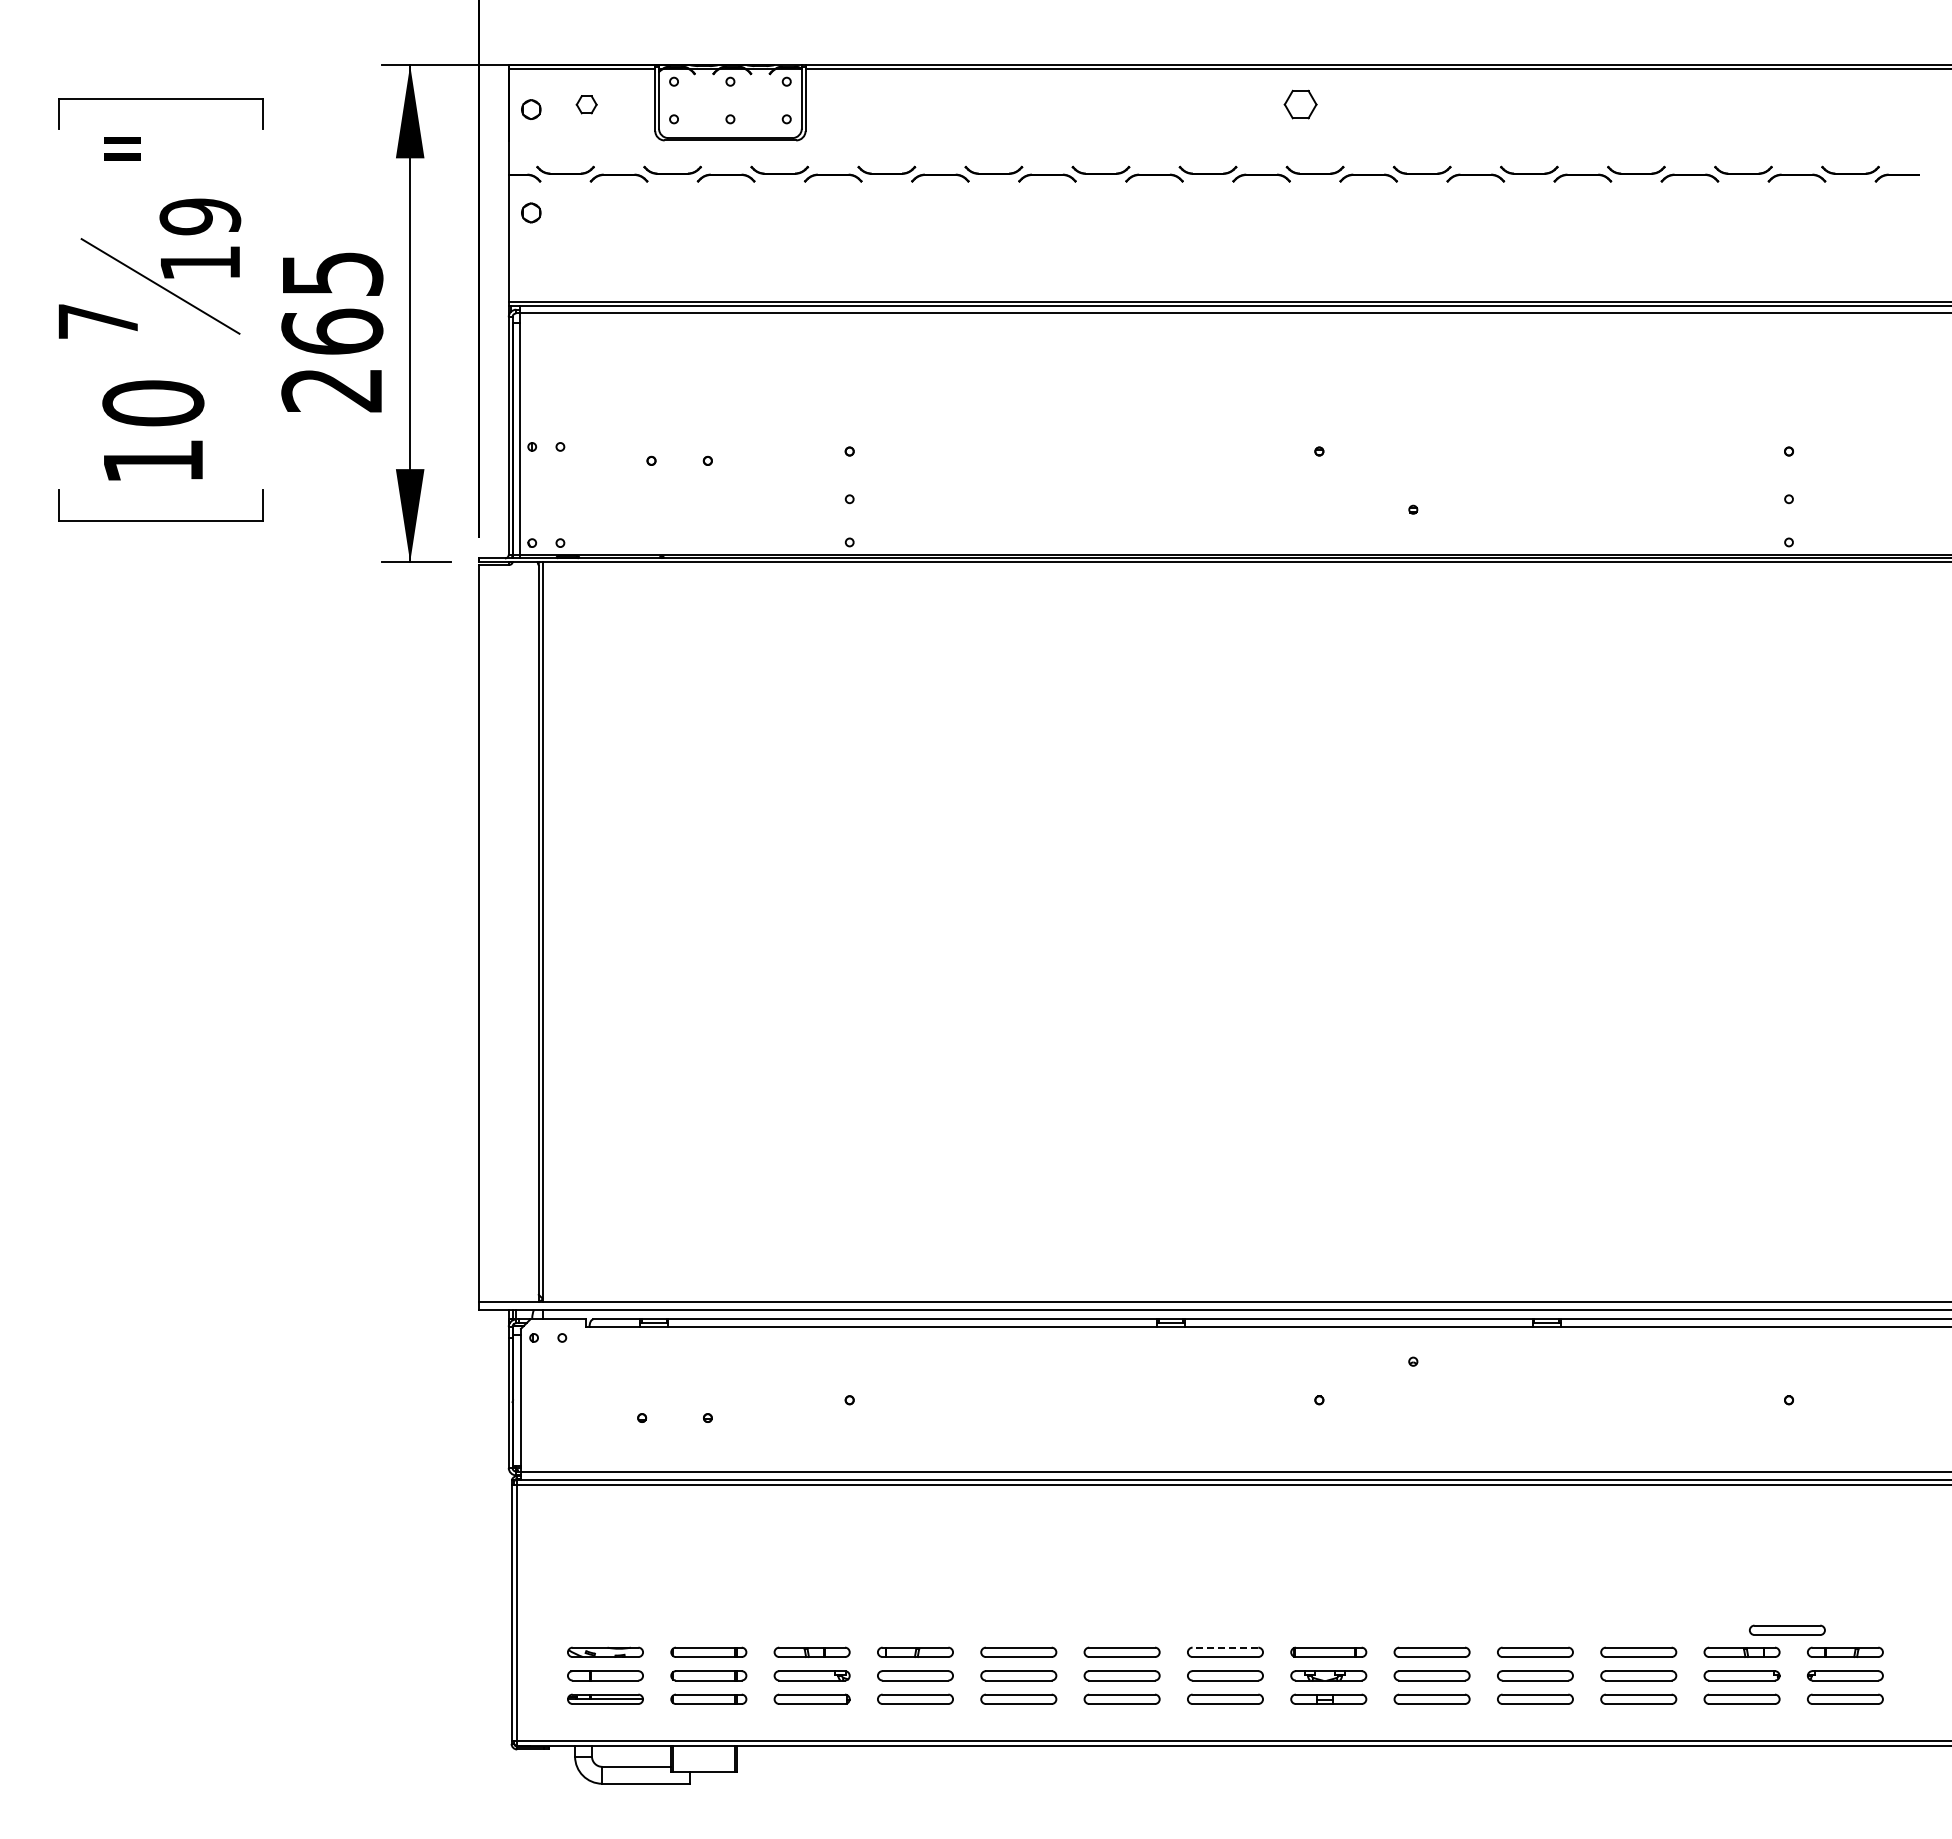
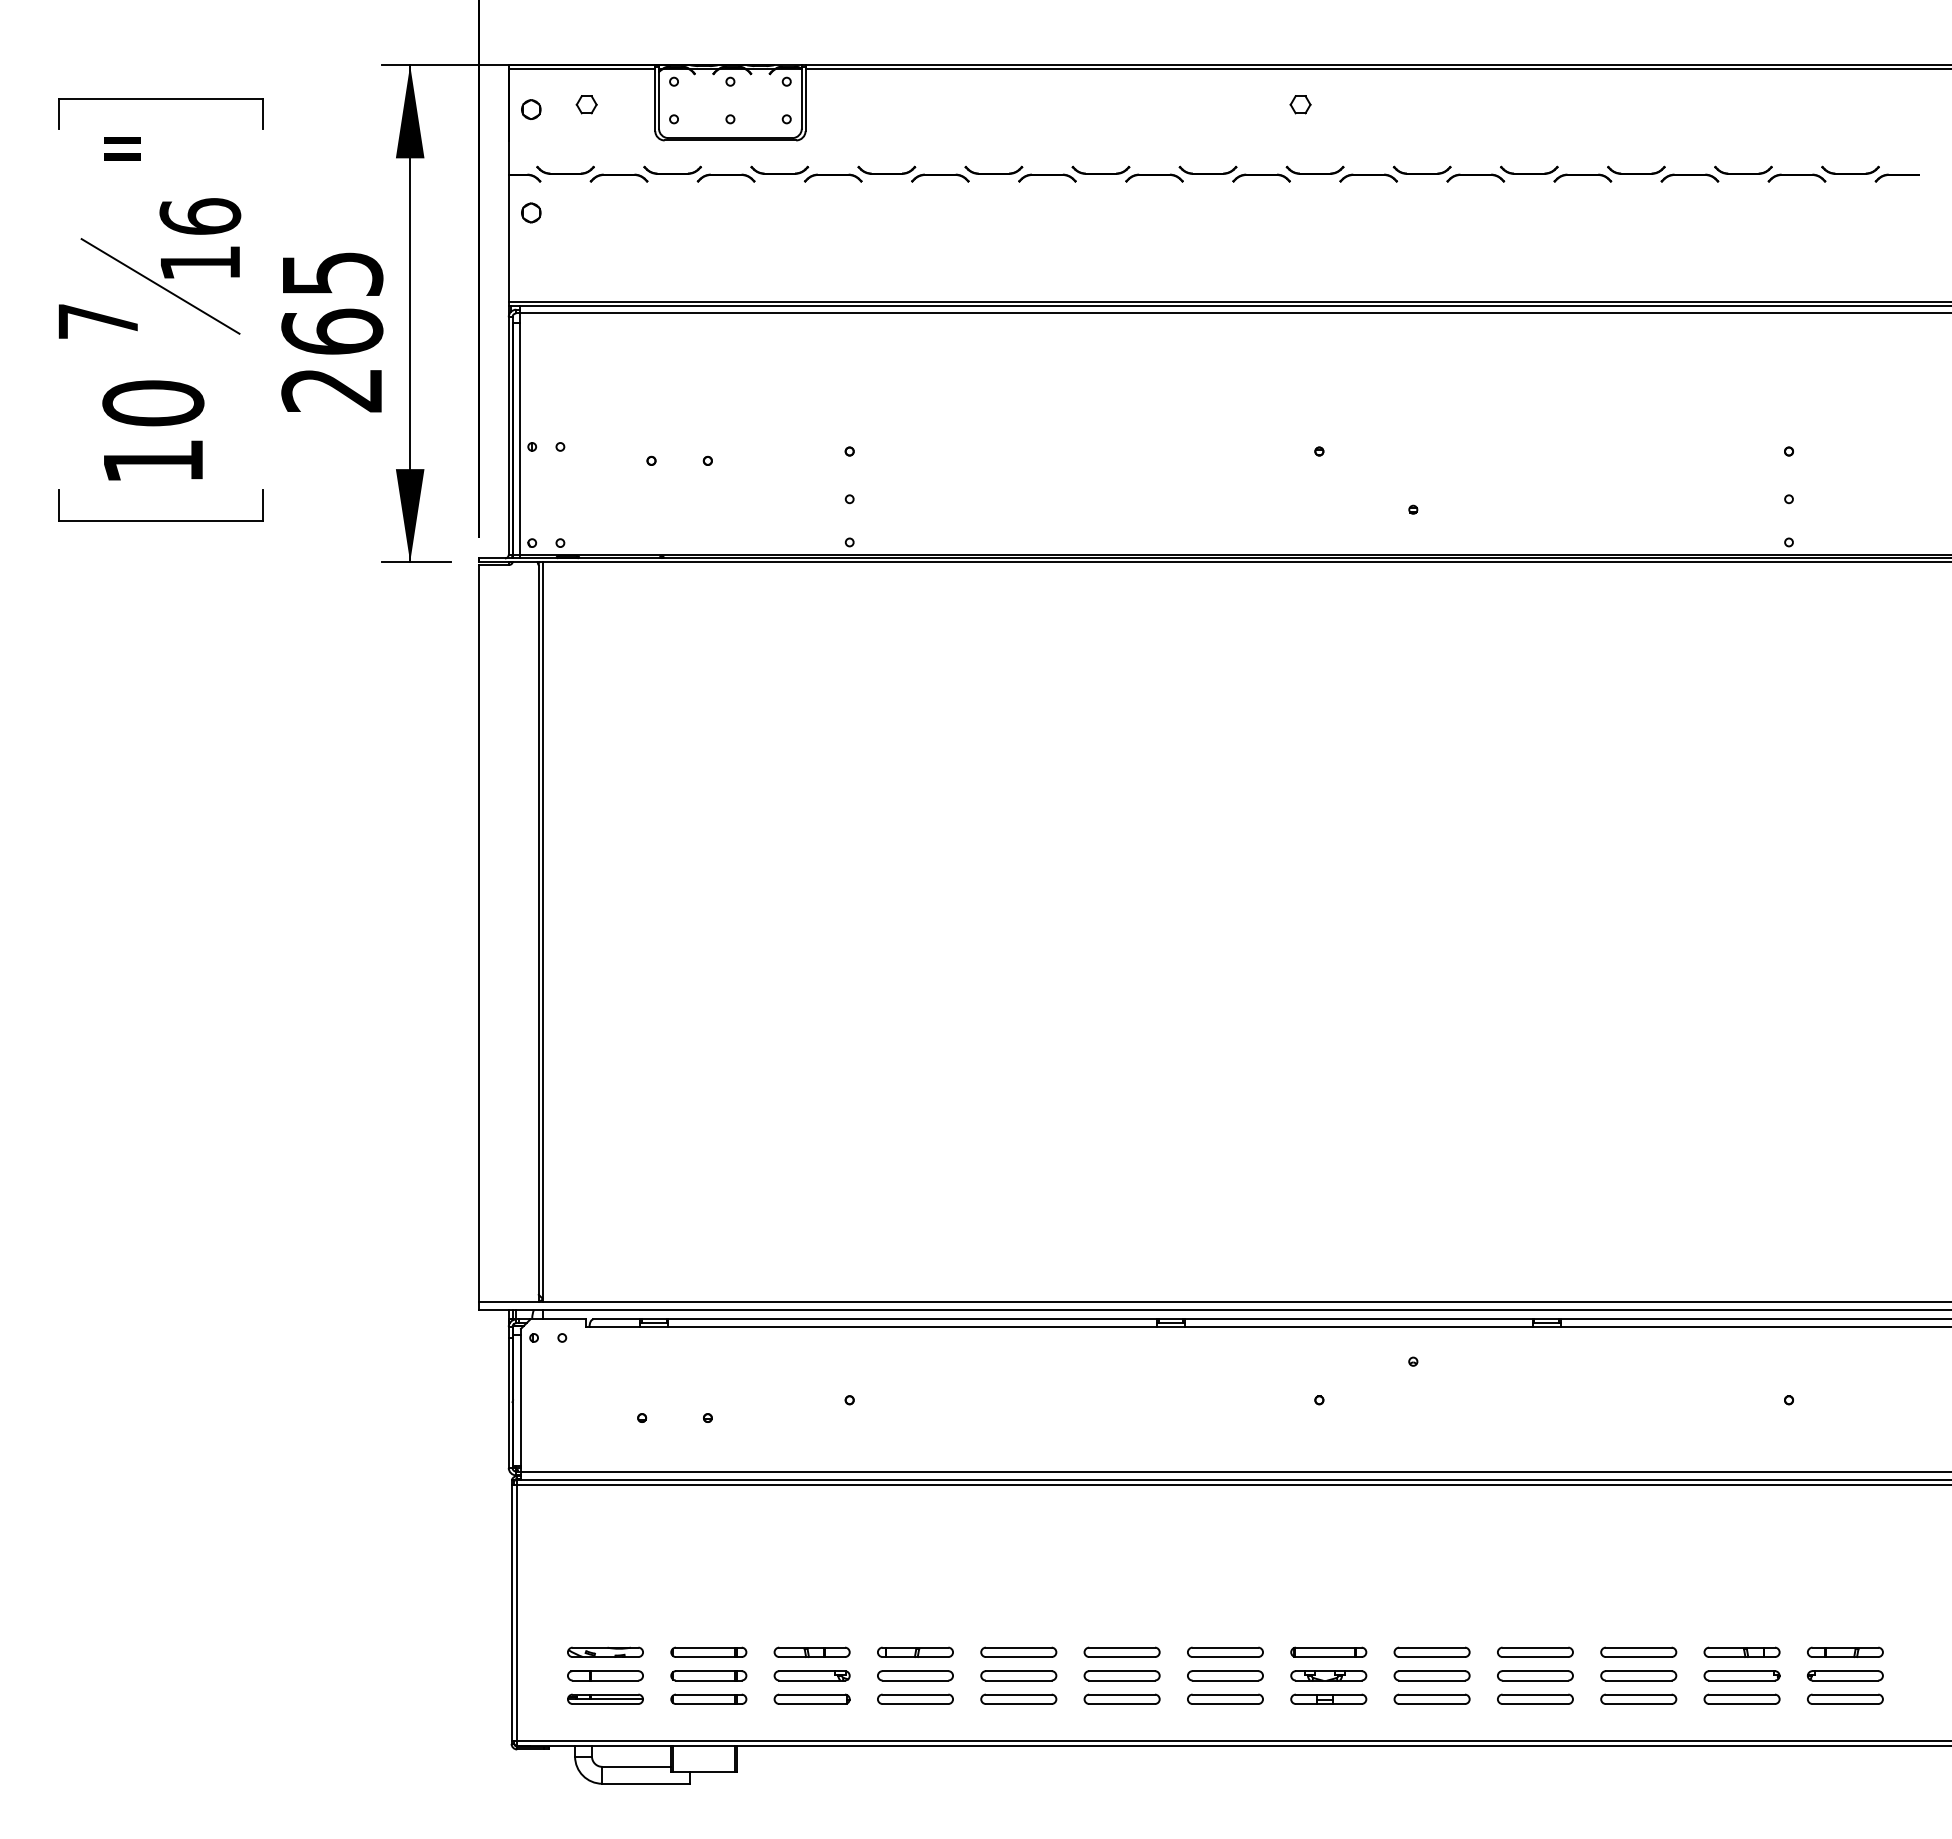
part size: 35x31 px -> 23x20 px (1300, 104)
text: 19 -> 16 (200, 216)
part: present -> none (1787, 1629)
line: dashed -> solid (1225, 1647)
